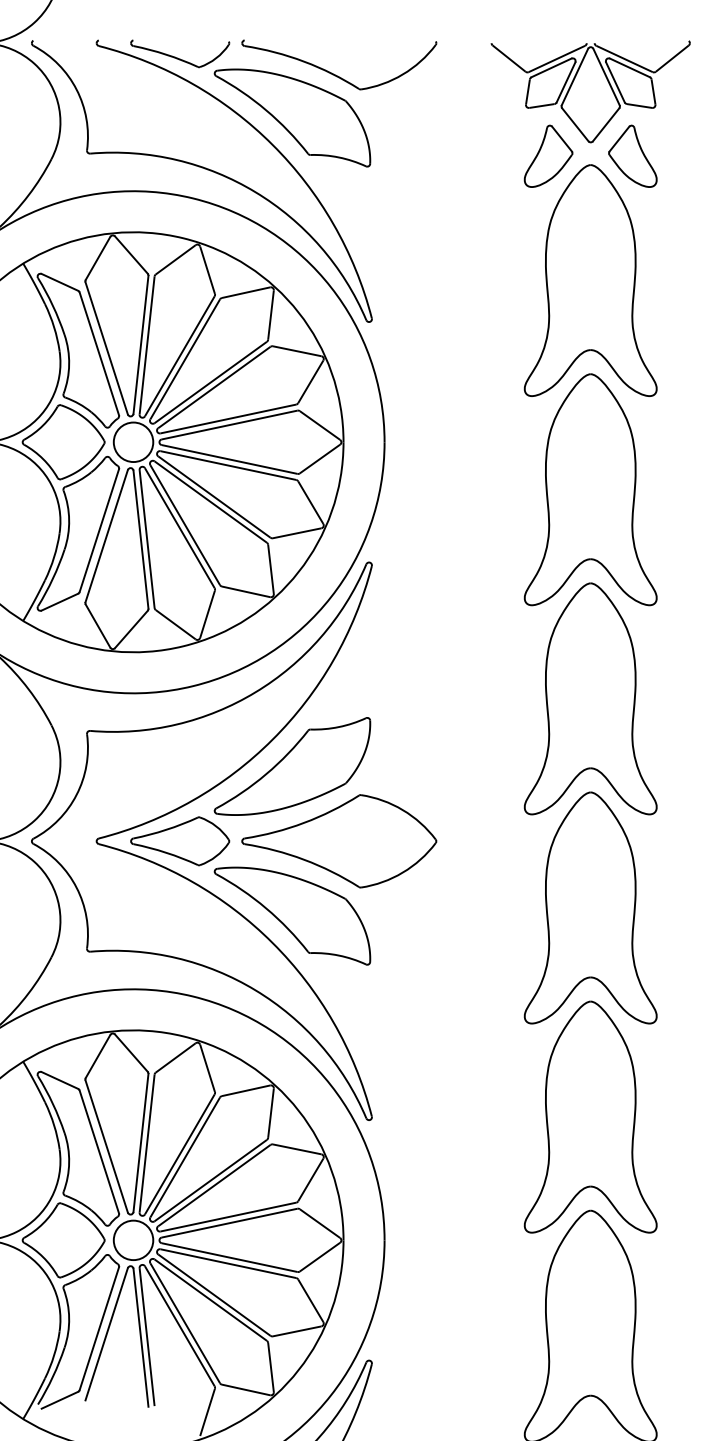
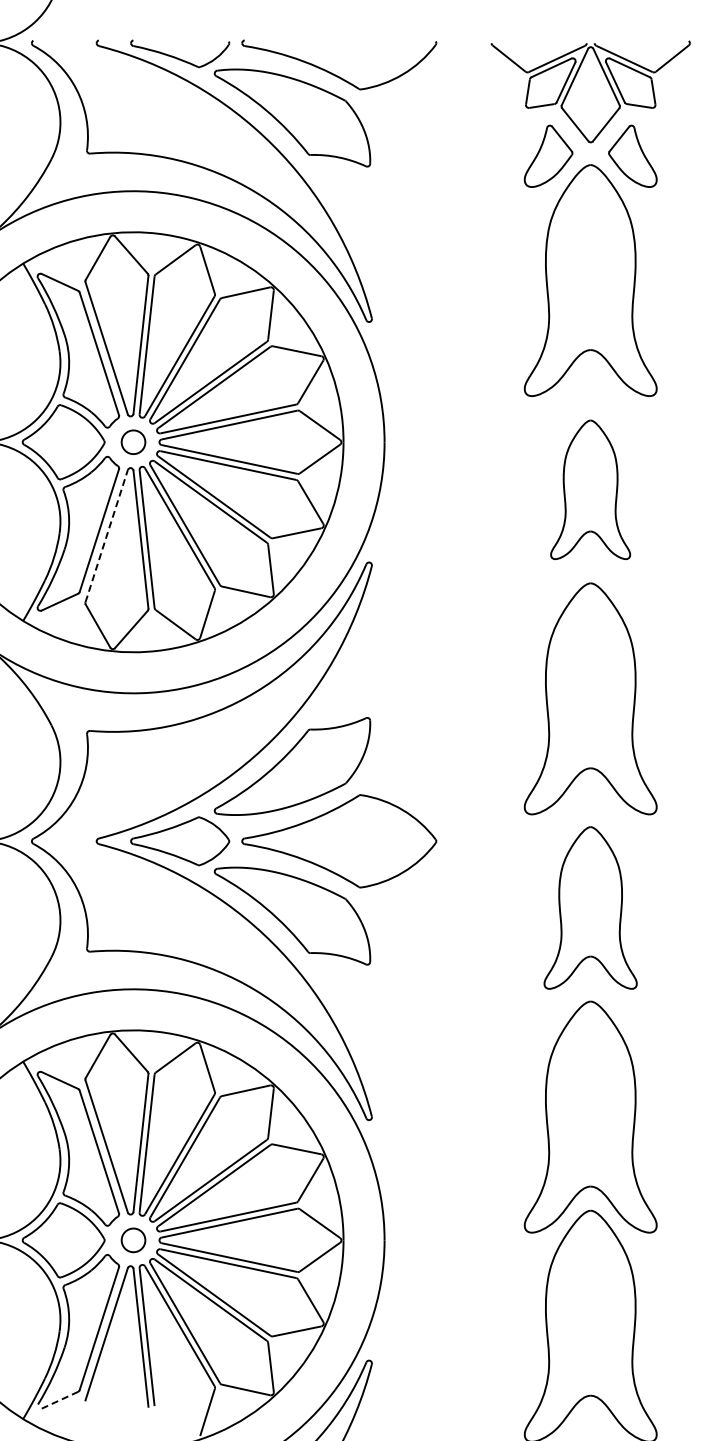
circle diameter: 39 px -> 24 px (133, 442)
part size: 135x234 px -> 82x141 px (590, 489)
line: solid -> dashed (106, 535)
part size: 135x234 px -> 95x164 px (590, 907)
circle diameter: 39 px -> 24 px (133, 1240)
line: solid -> dashed (60, 1400)
